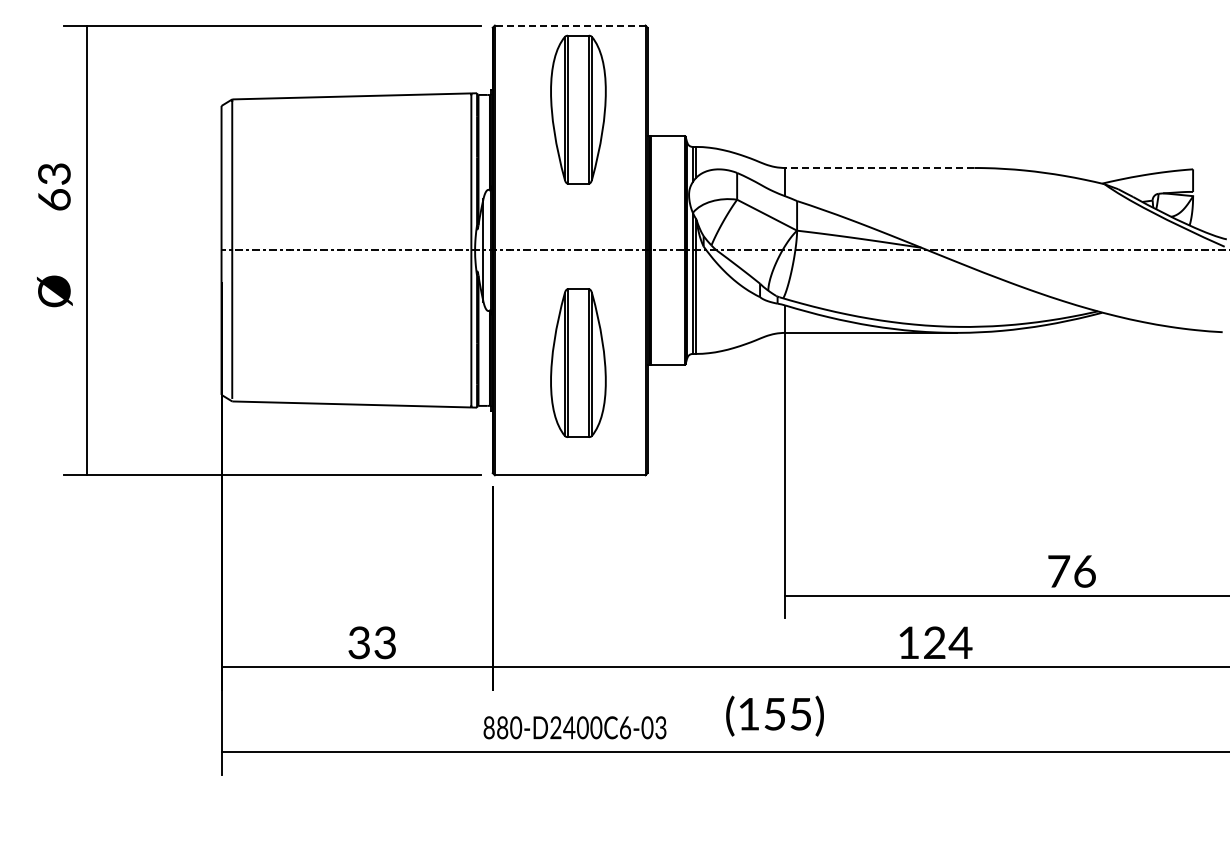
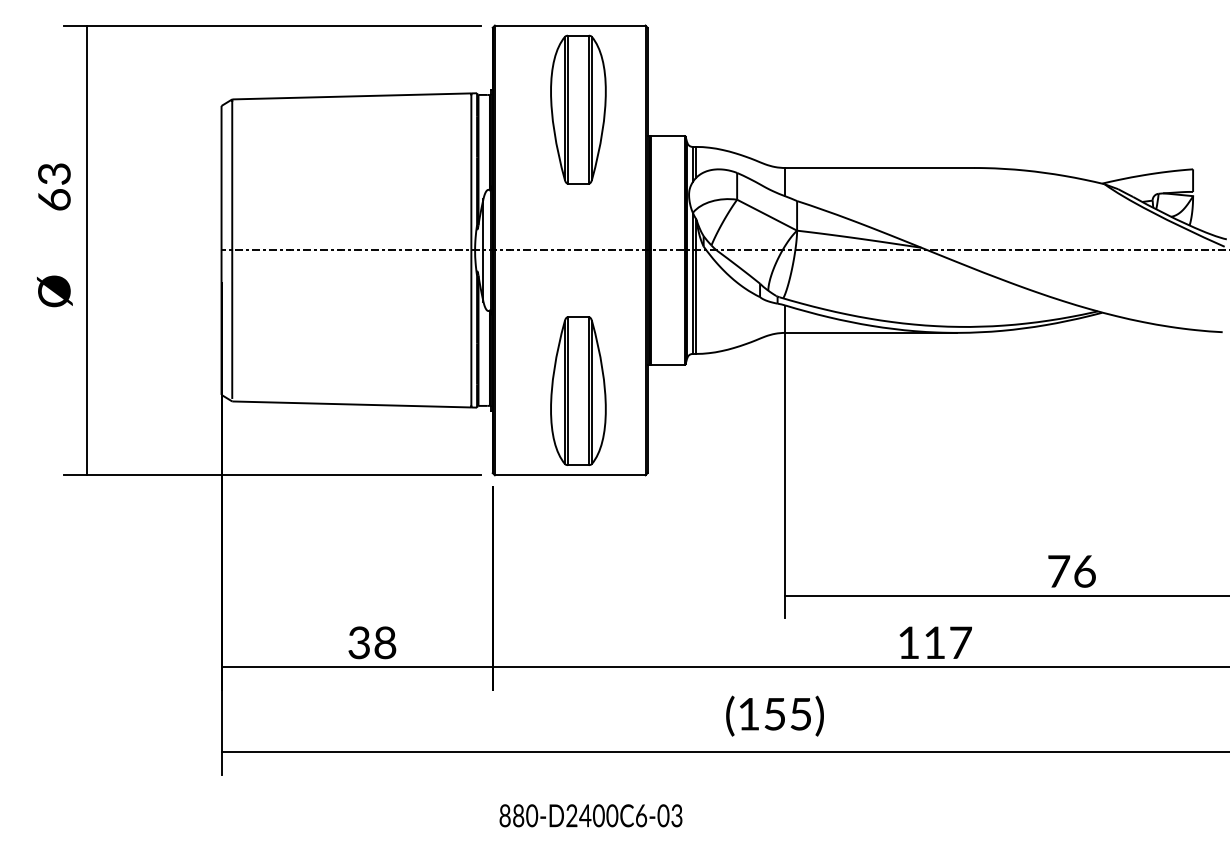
line: dashed -> solid (569, 25)
line: dashed -> solid (879, 168)
part position: (578, 362) -> (578, 390) (578, 390)
text: 33 -> 38 (385, 642)
text: 124 -> 117 (948, 642)
text position: (574, 727) -> (590, 815) (590, 815)
